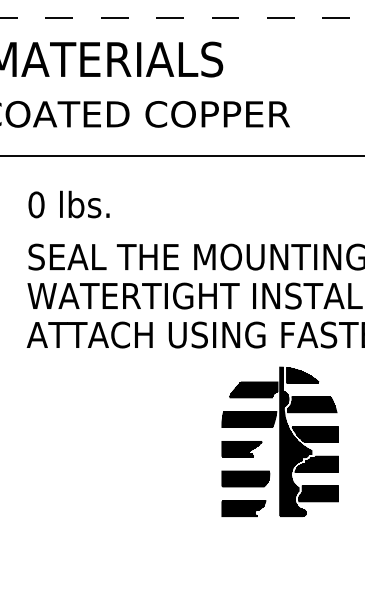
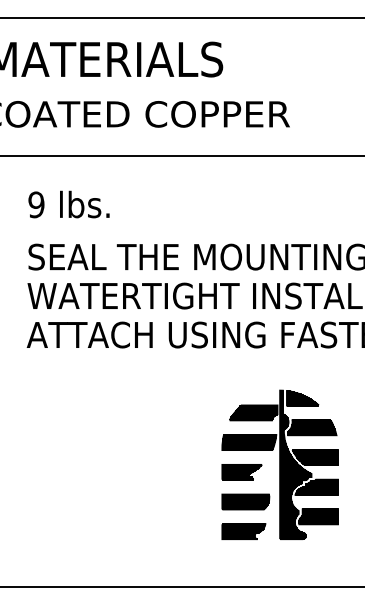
line: dashed -> solid (183, 18)
text: 0 -> 9 (36, 204)
part position: (279, 441) -> (279, 464) (279, 464)
line: none -> present (181, 586)
